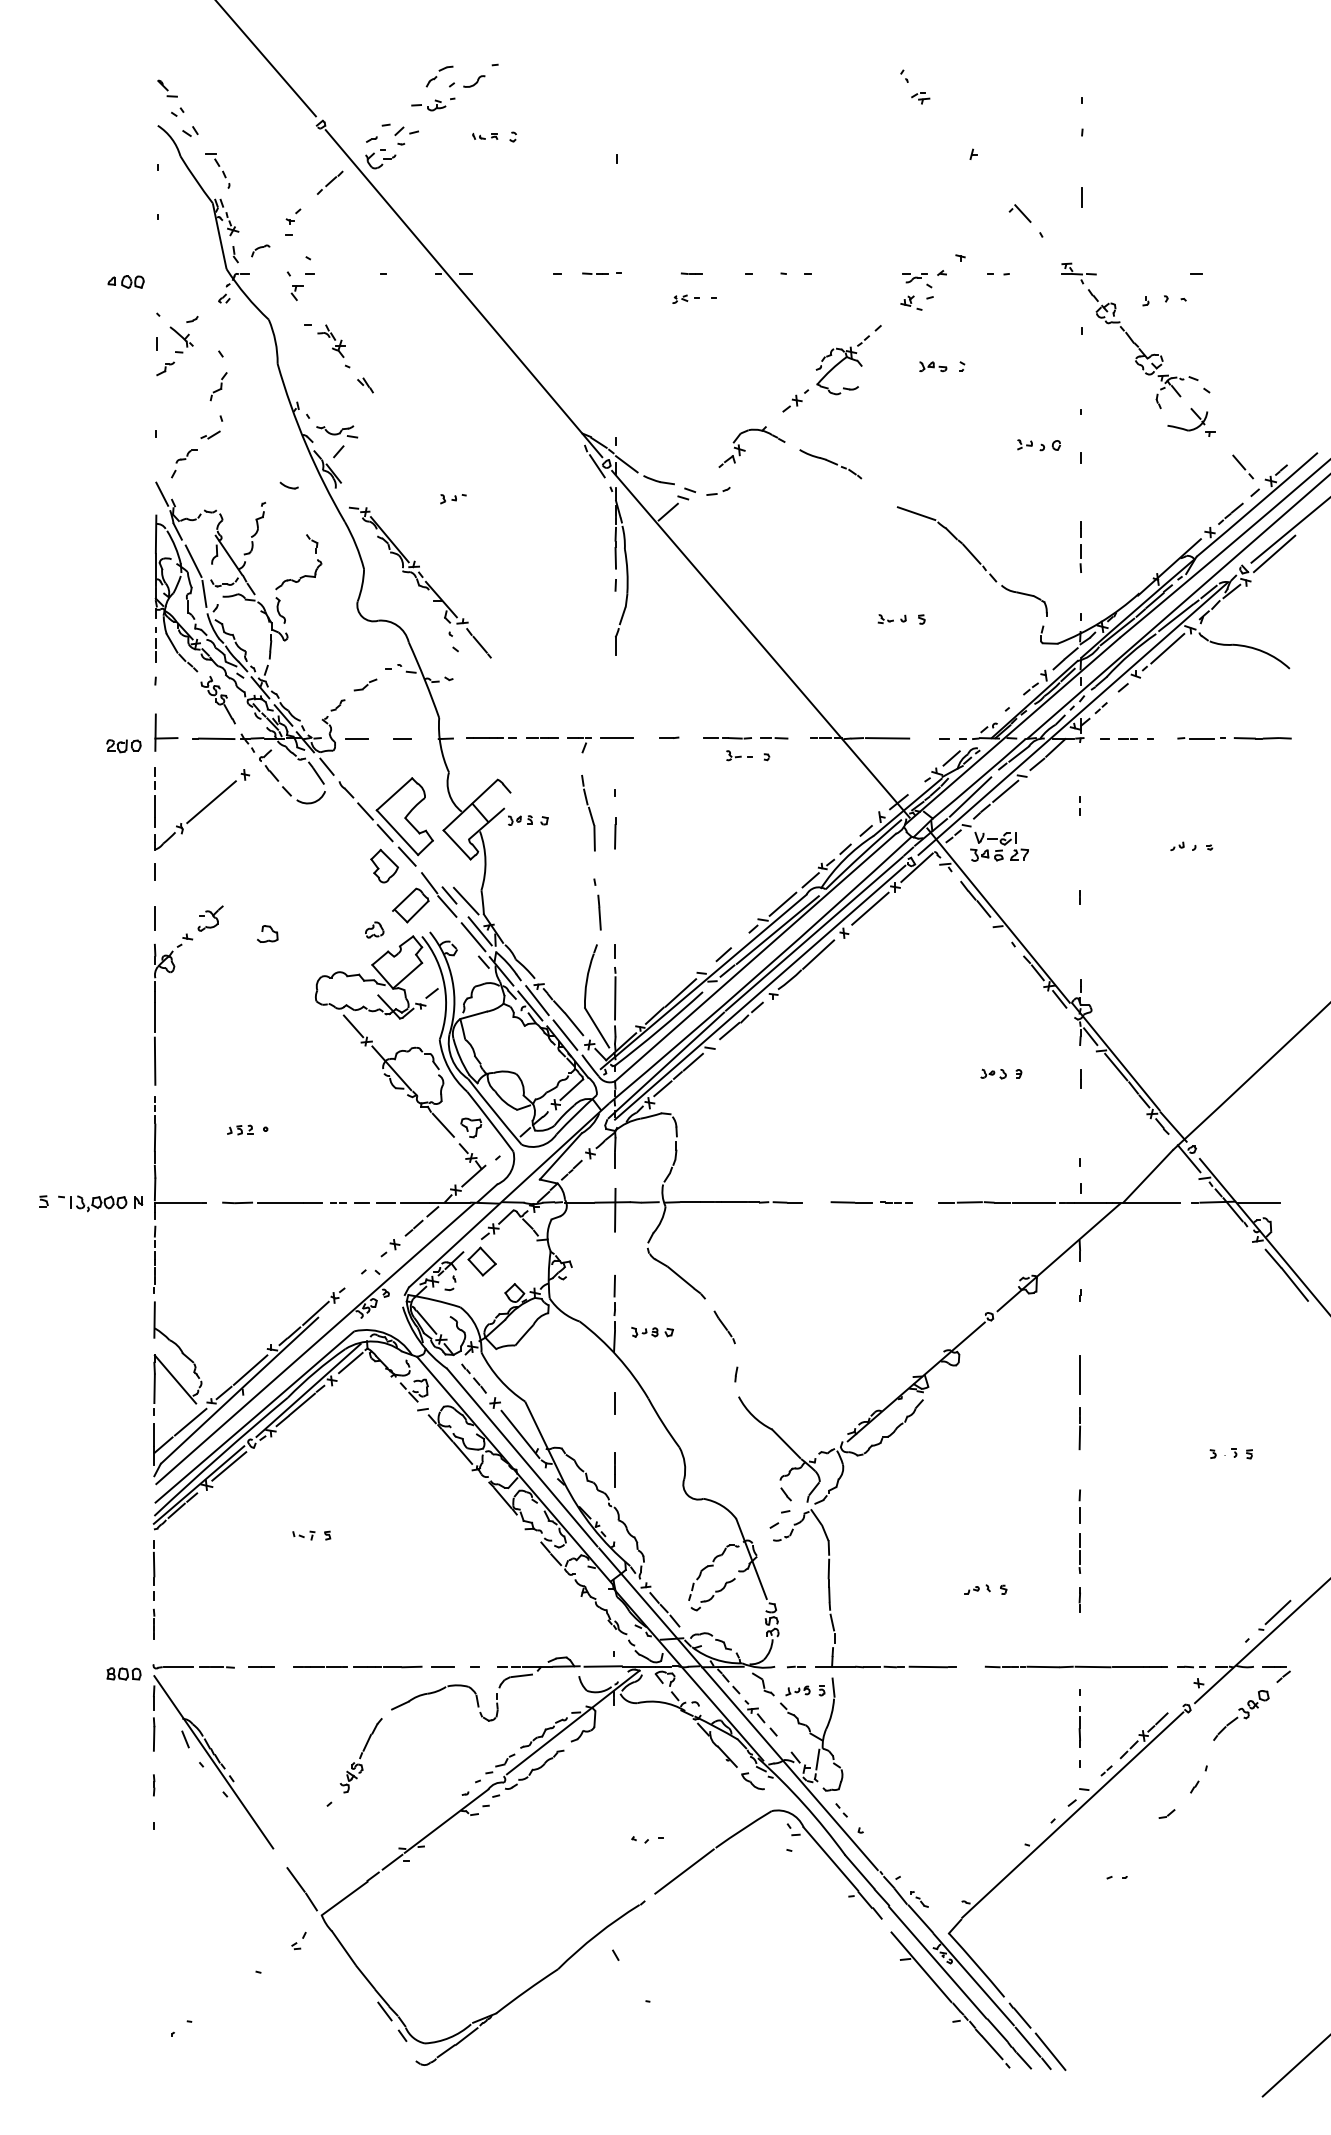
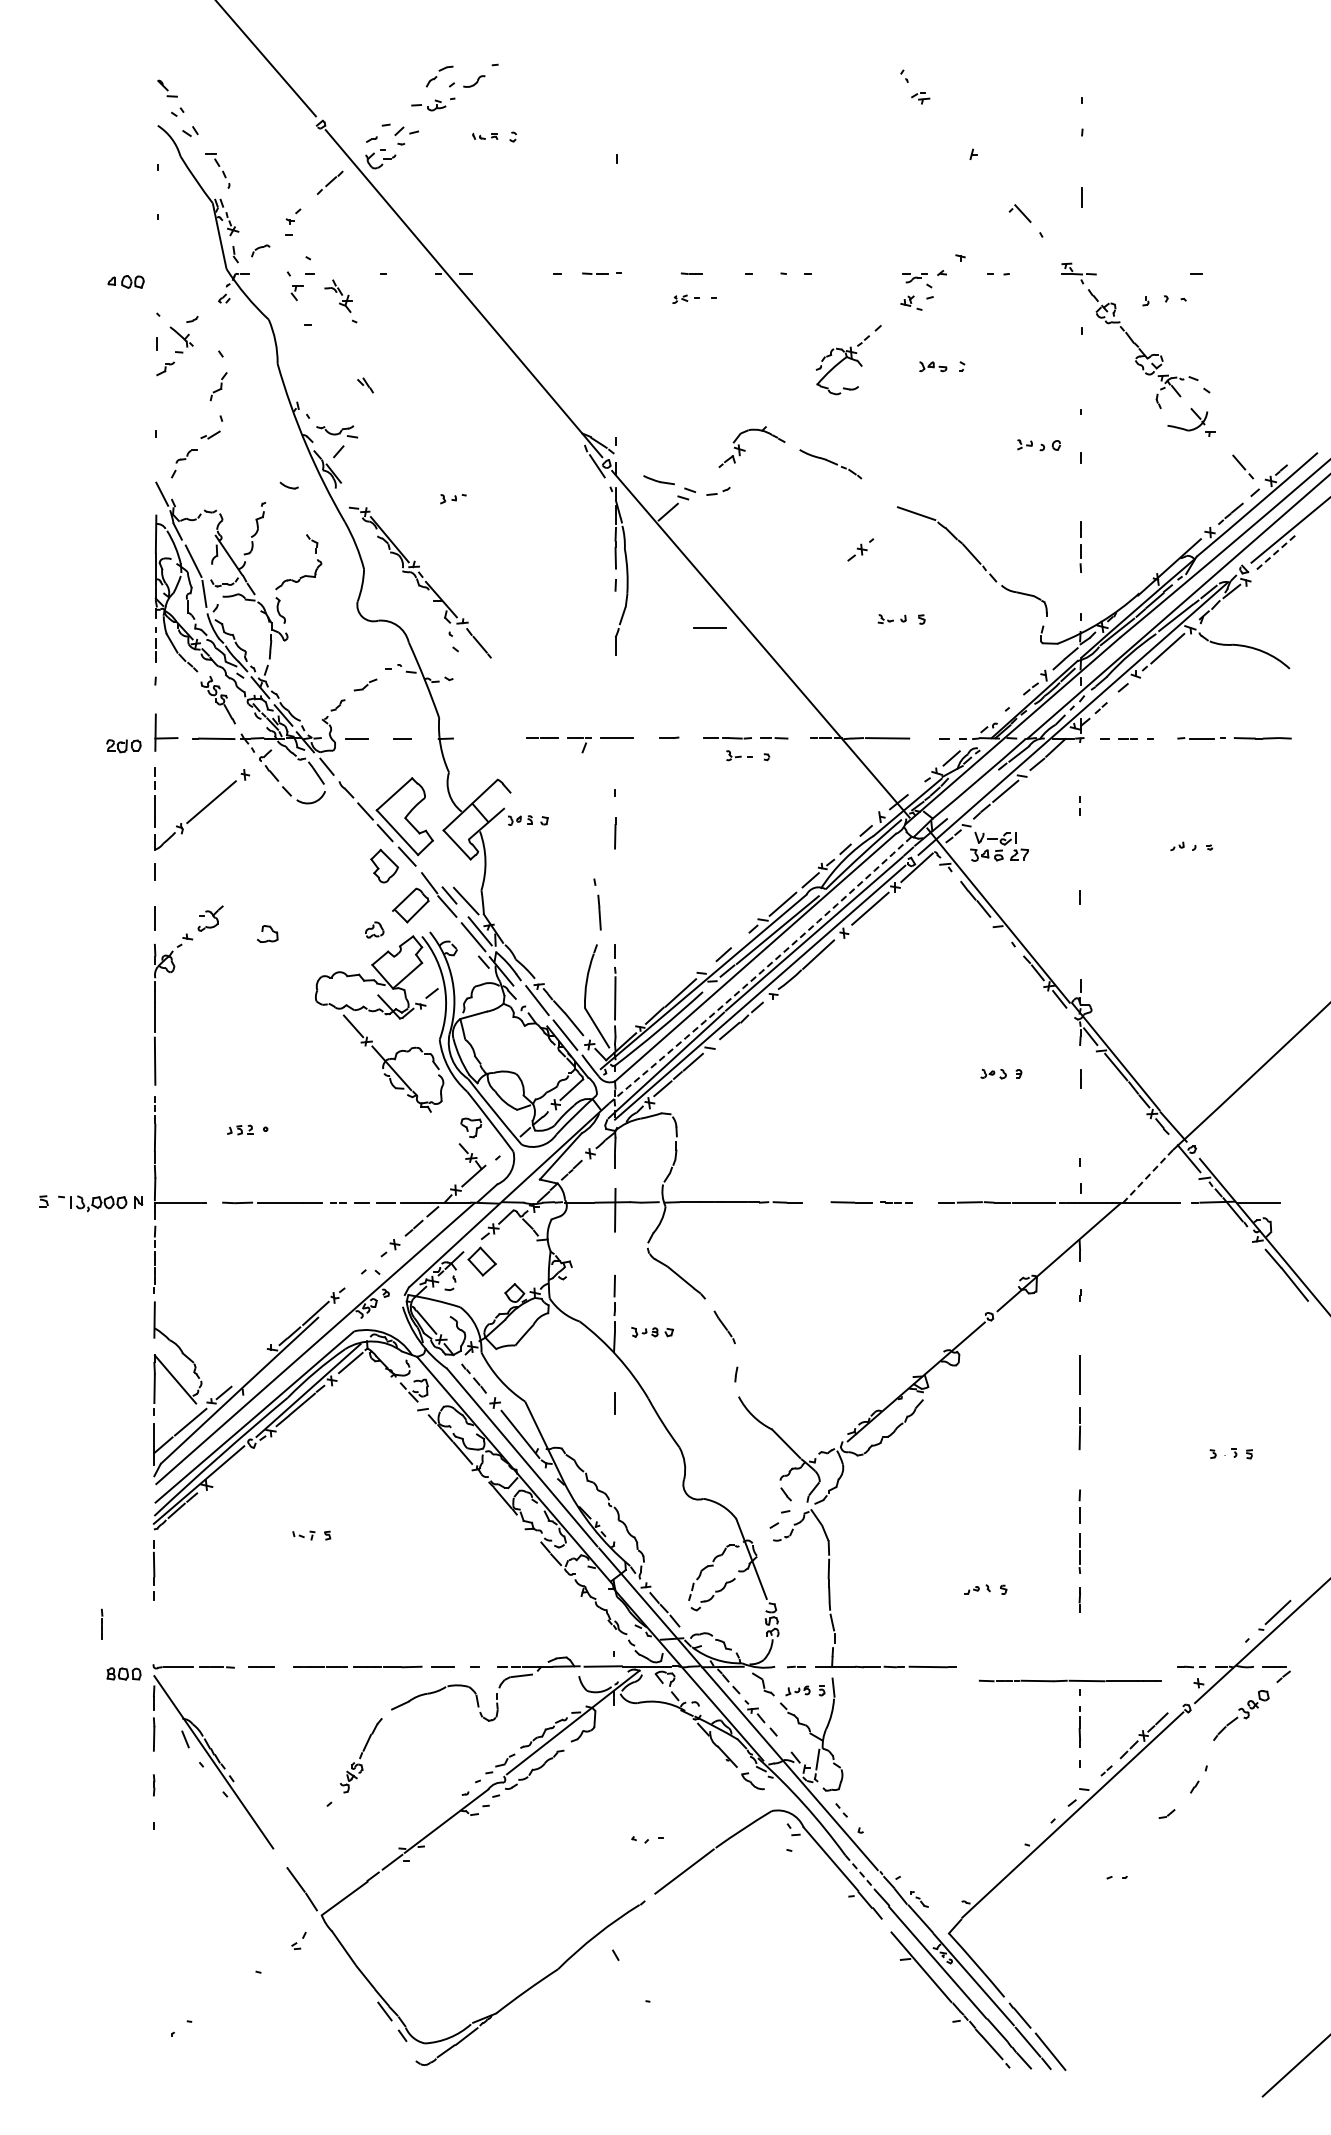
part position: (333, 346) -> (340, 301) (340, 301)
part position: (795, 400) -> (860, 549) (860, 549)
line: present -> none (626, 464)
line: solid -> dashed (1274, 554)
line: none -> present (709, 627)
line: present -> none (491, 737)
line: present -> none (970, 796)
part: present -> none (588, 813)
arc: solid -> dashed (761, 971)
line: present -> none (530, 1005)
line: present -> none (442, 1124)
line: solid -> dashed (1147, 1176)
line: present -> none (250, 1369)
line: present -> none (229, 1466)
line: present -> none (614, 1469)
line position: (154, 1623) -> (102, 1623) (102, 1623)
part position: (1075, 1666) -> (1069, 1680) (1069, 1680)
line: solid -> dashed (860, 1872)
